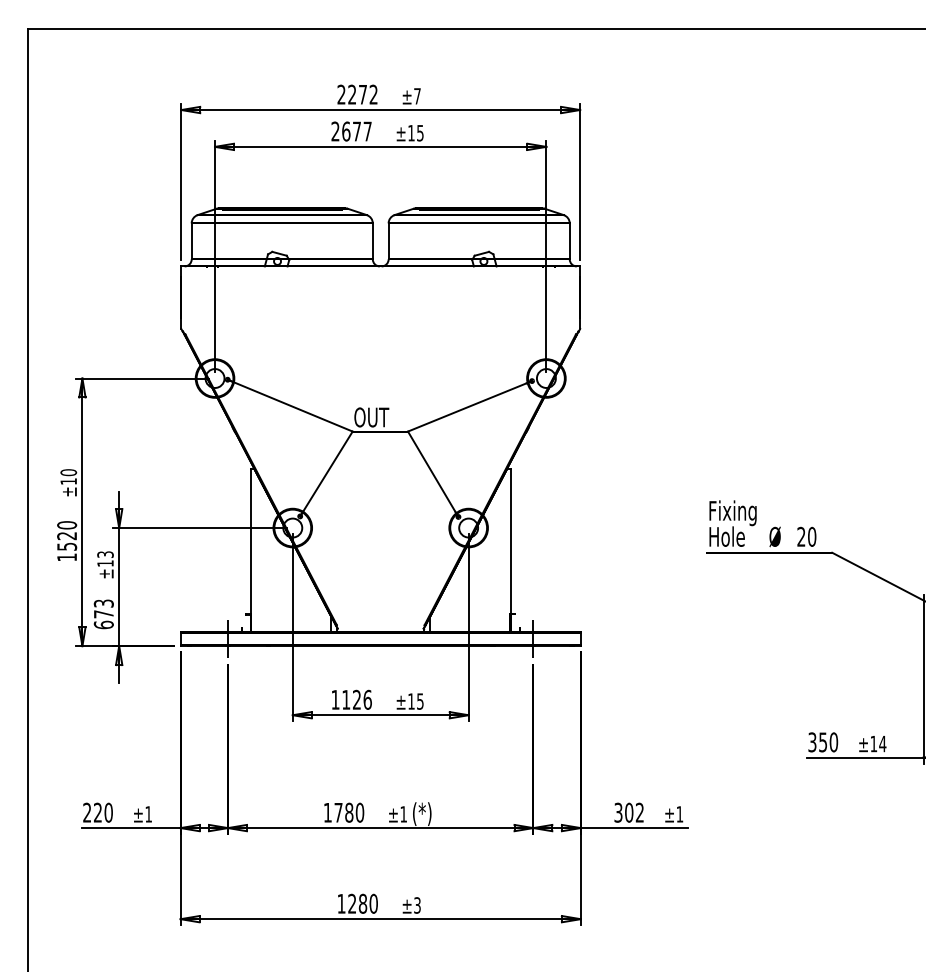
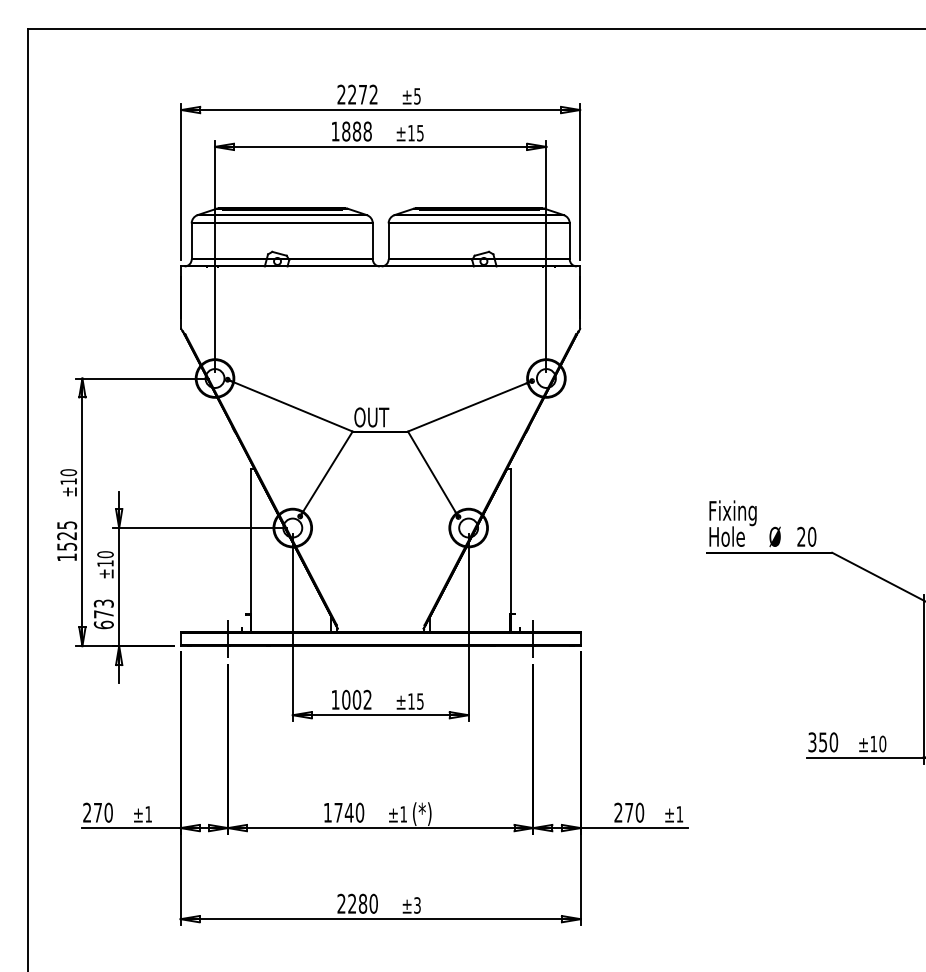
text: ±7 -> ±5 (417, 96)
text: 2677 -> 1888 (351, 131)
text: 1520 -> 1525 (67, 525)
text: ±13 -> ±10 (105, 554)
text: 1126 -> 1002 (356, 699)
text: ±14 -> ±10 (882, 743)
text: 220 -> 270 (97, 812)
text: 1780 -> 1740 (348, 812)
text: 302 -> 270 (629, 812)
text: 1280 -> 2280 (341, 903)
